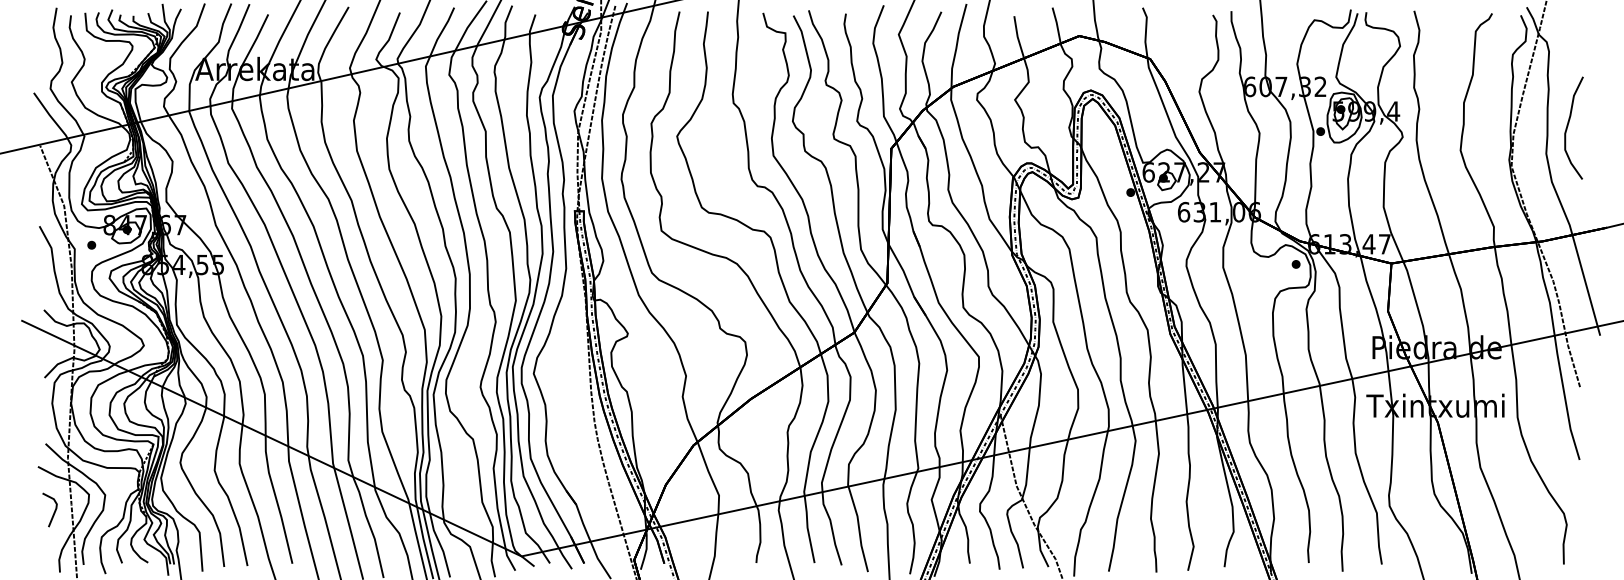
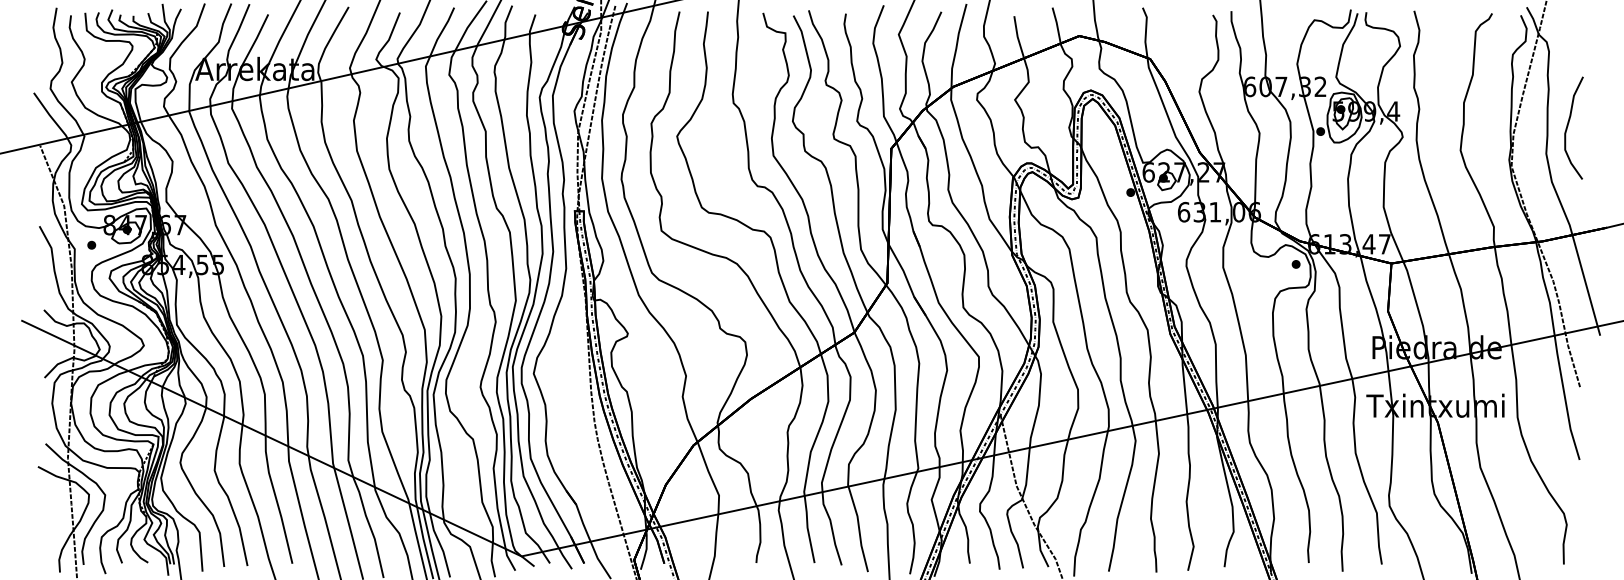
line: present -> none (53, 512)
